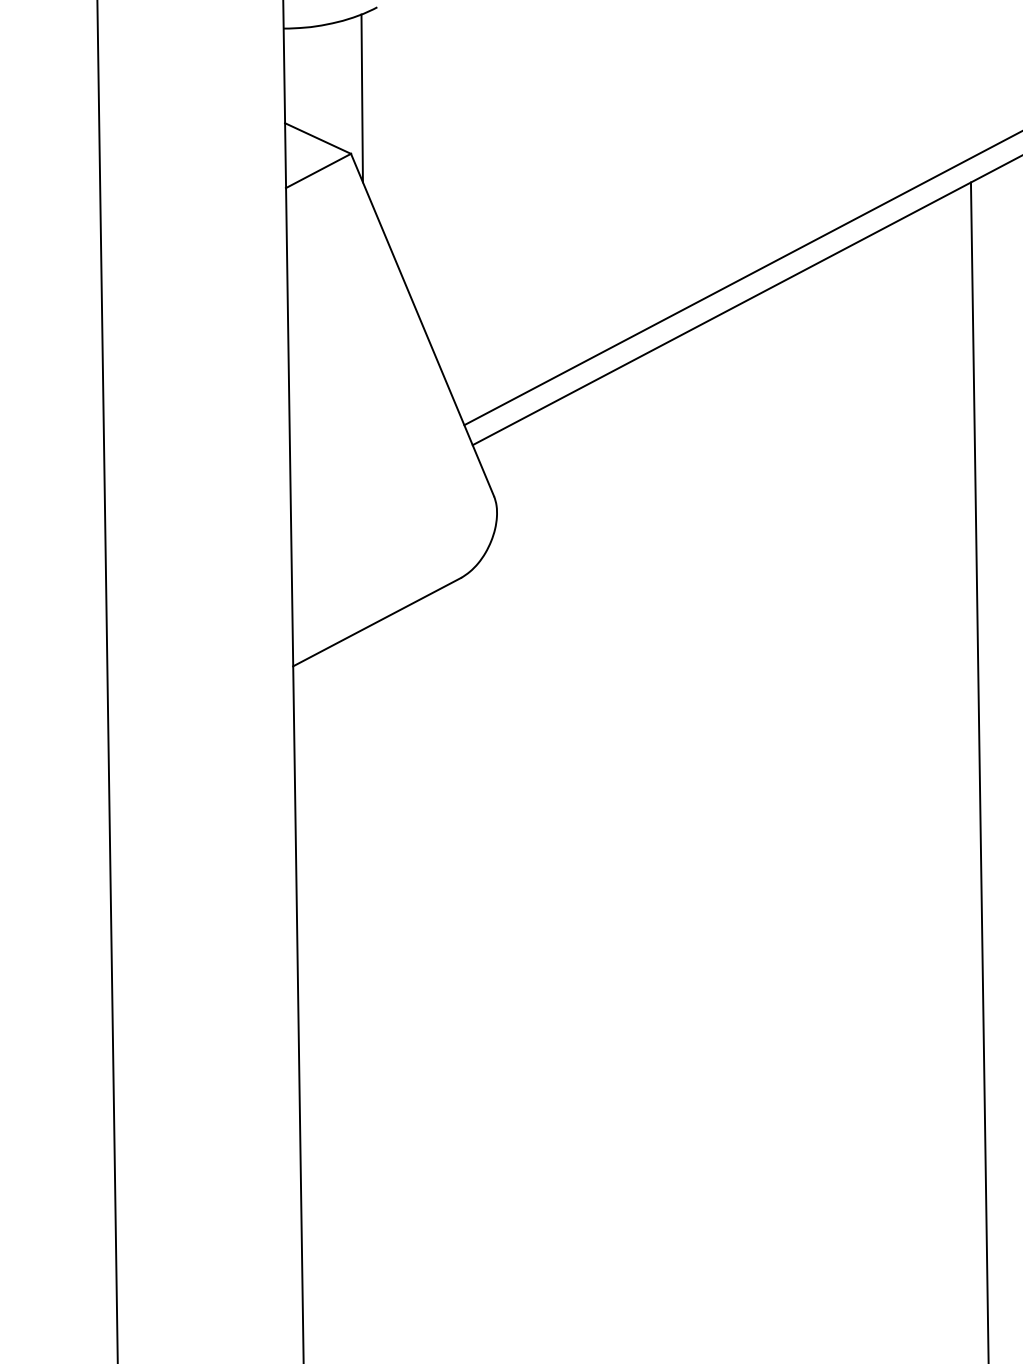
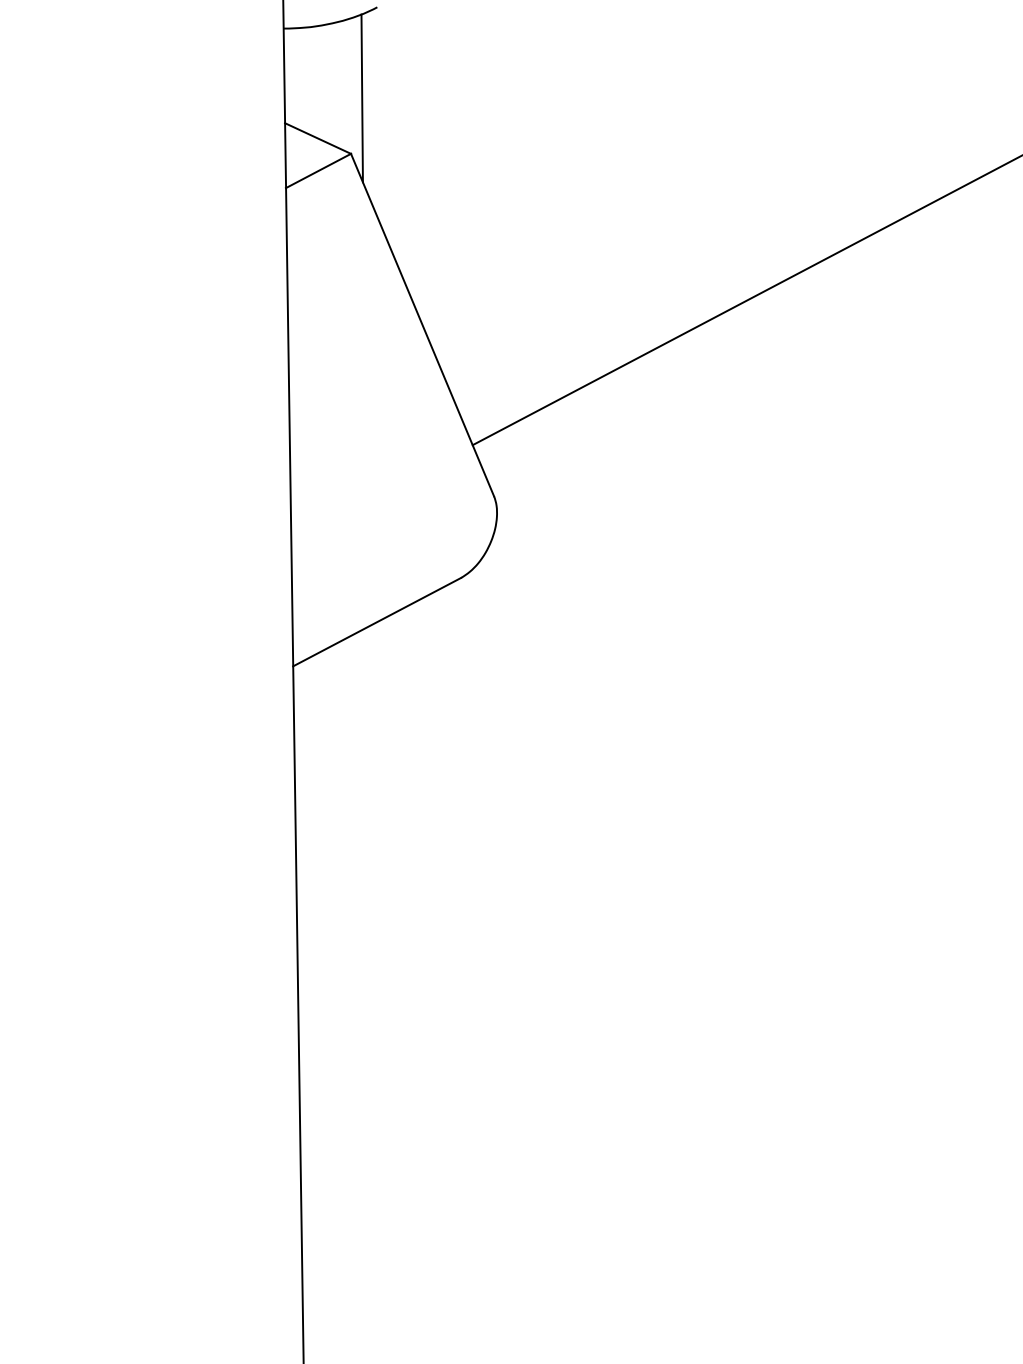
line: present -> none (741, 278)
line: present -> none (107, 681)
line: present -> none (979, 771)
